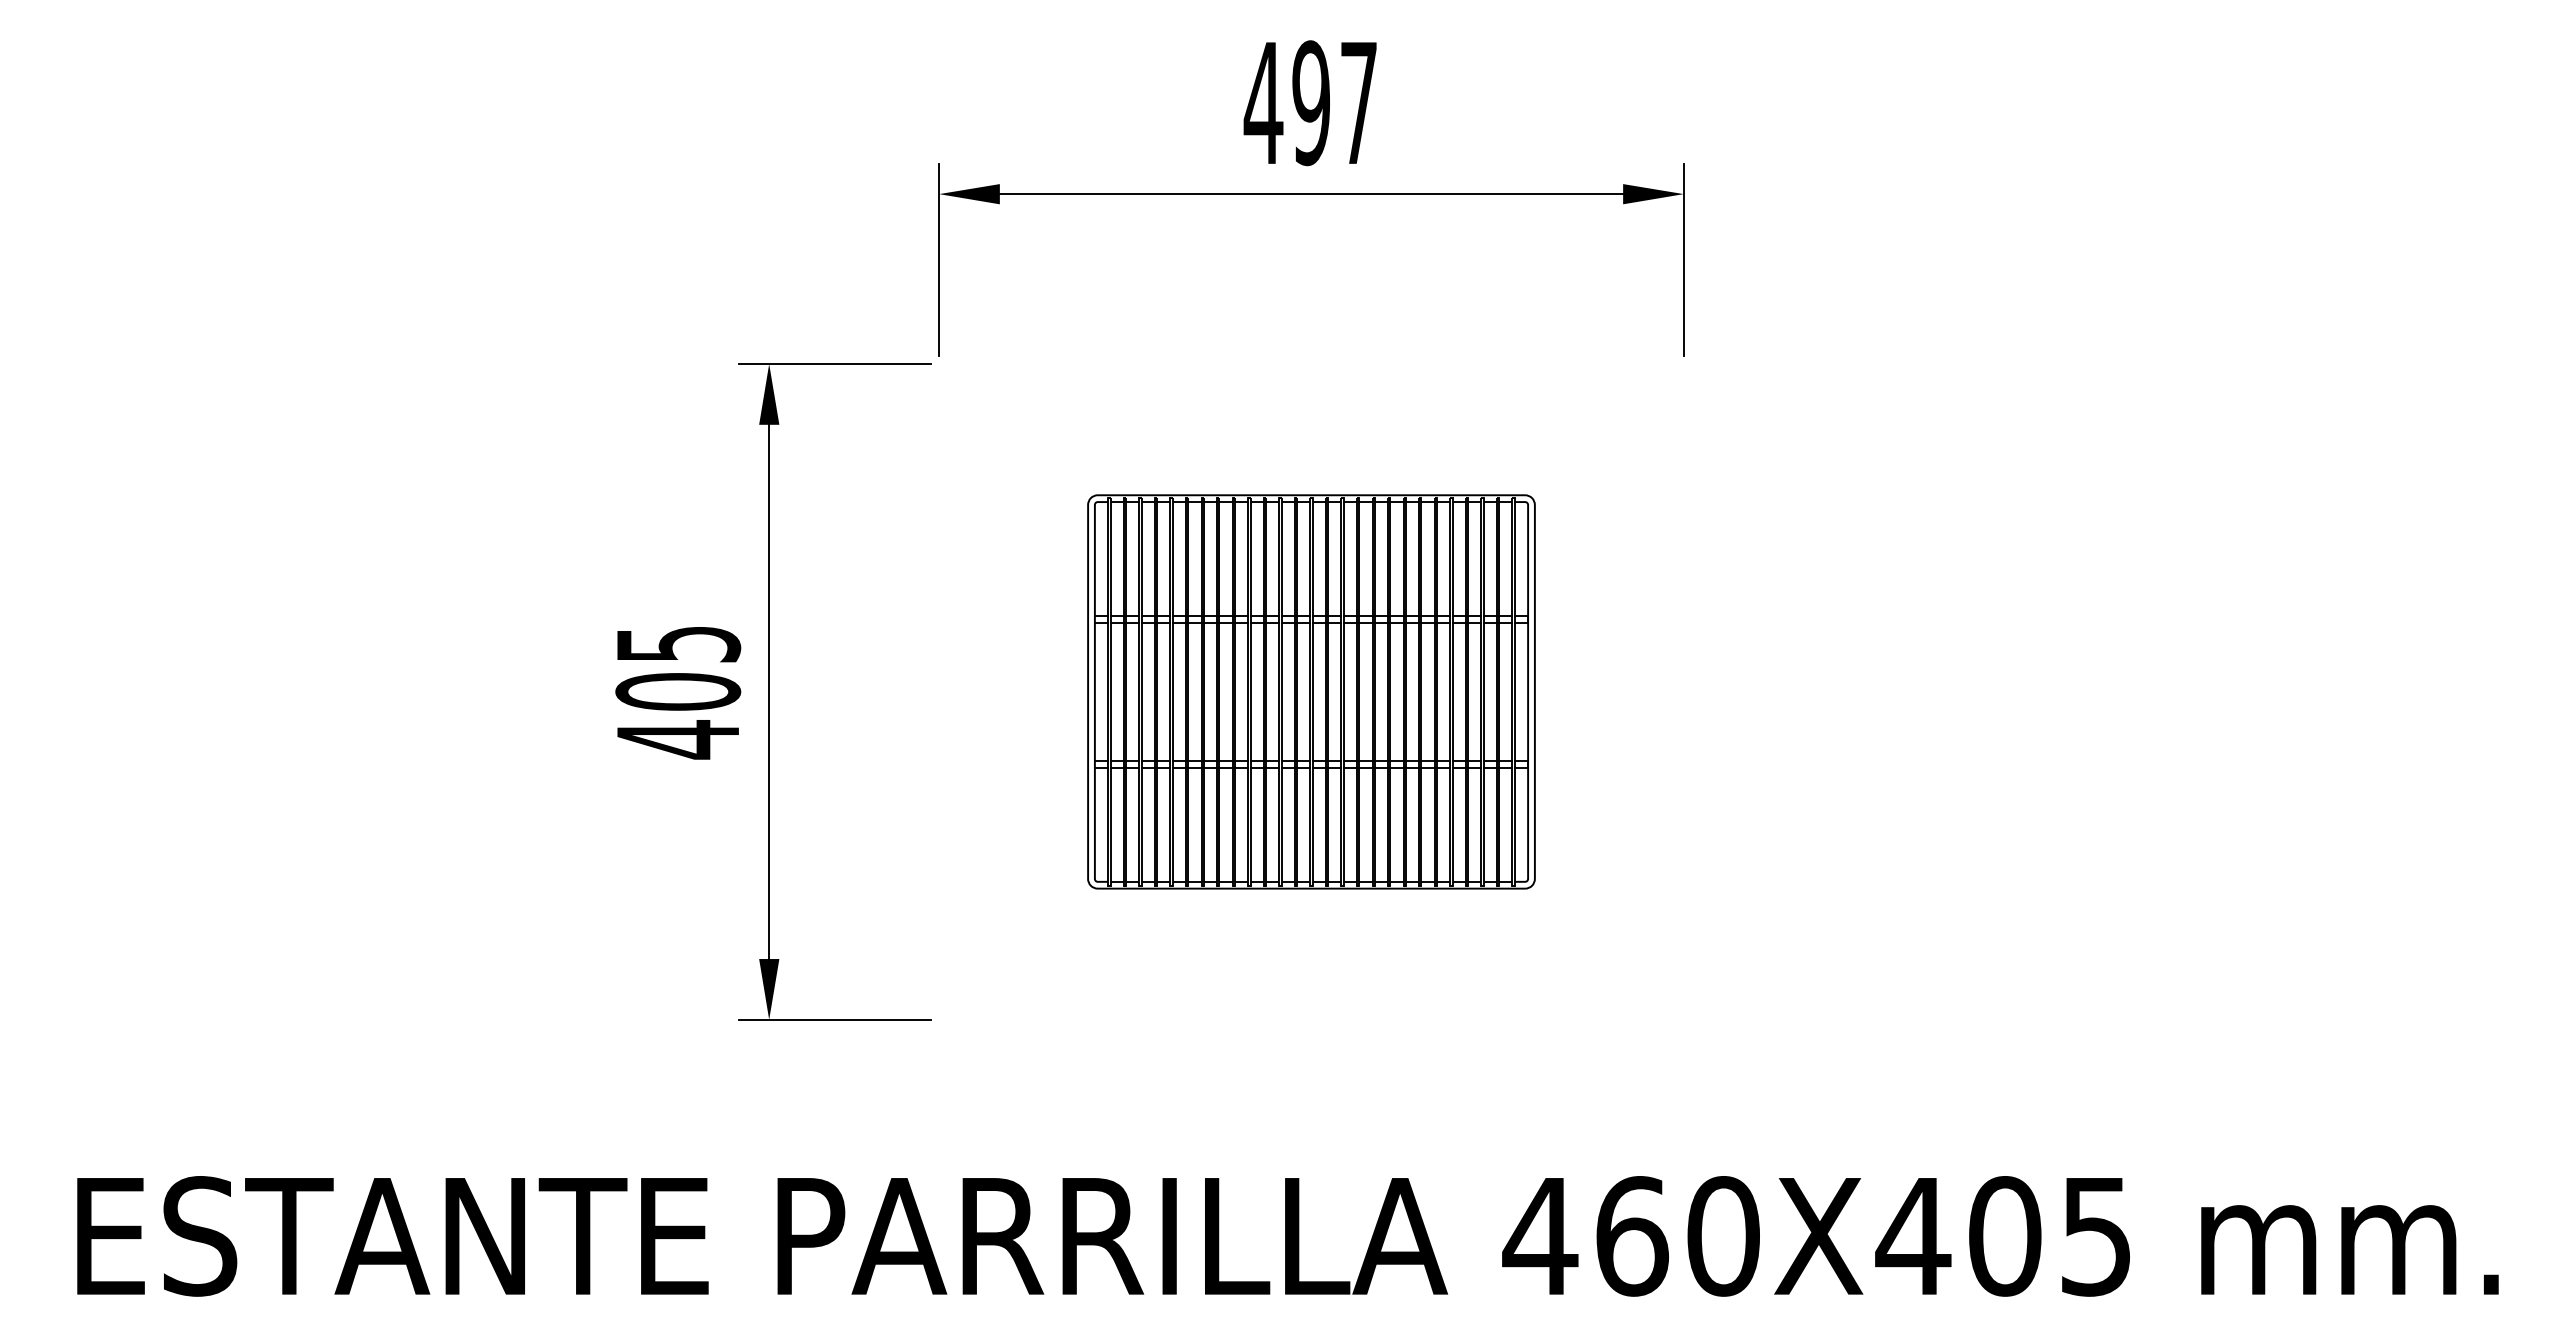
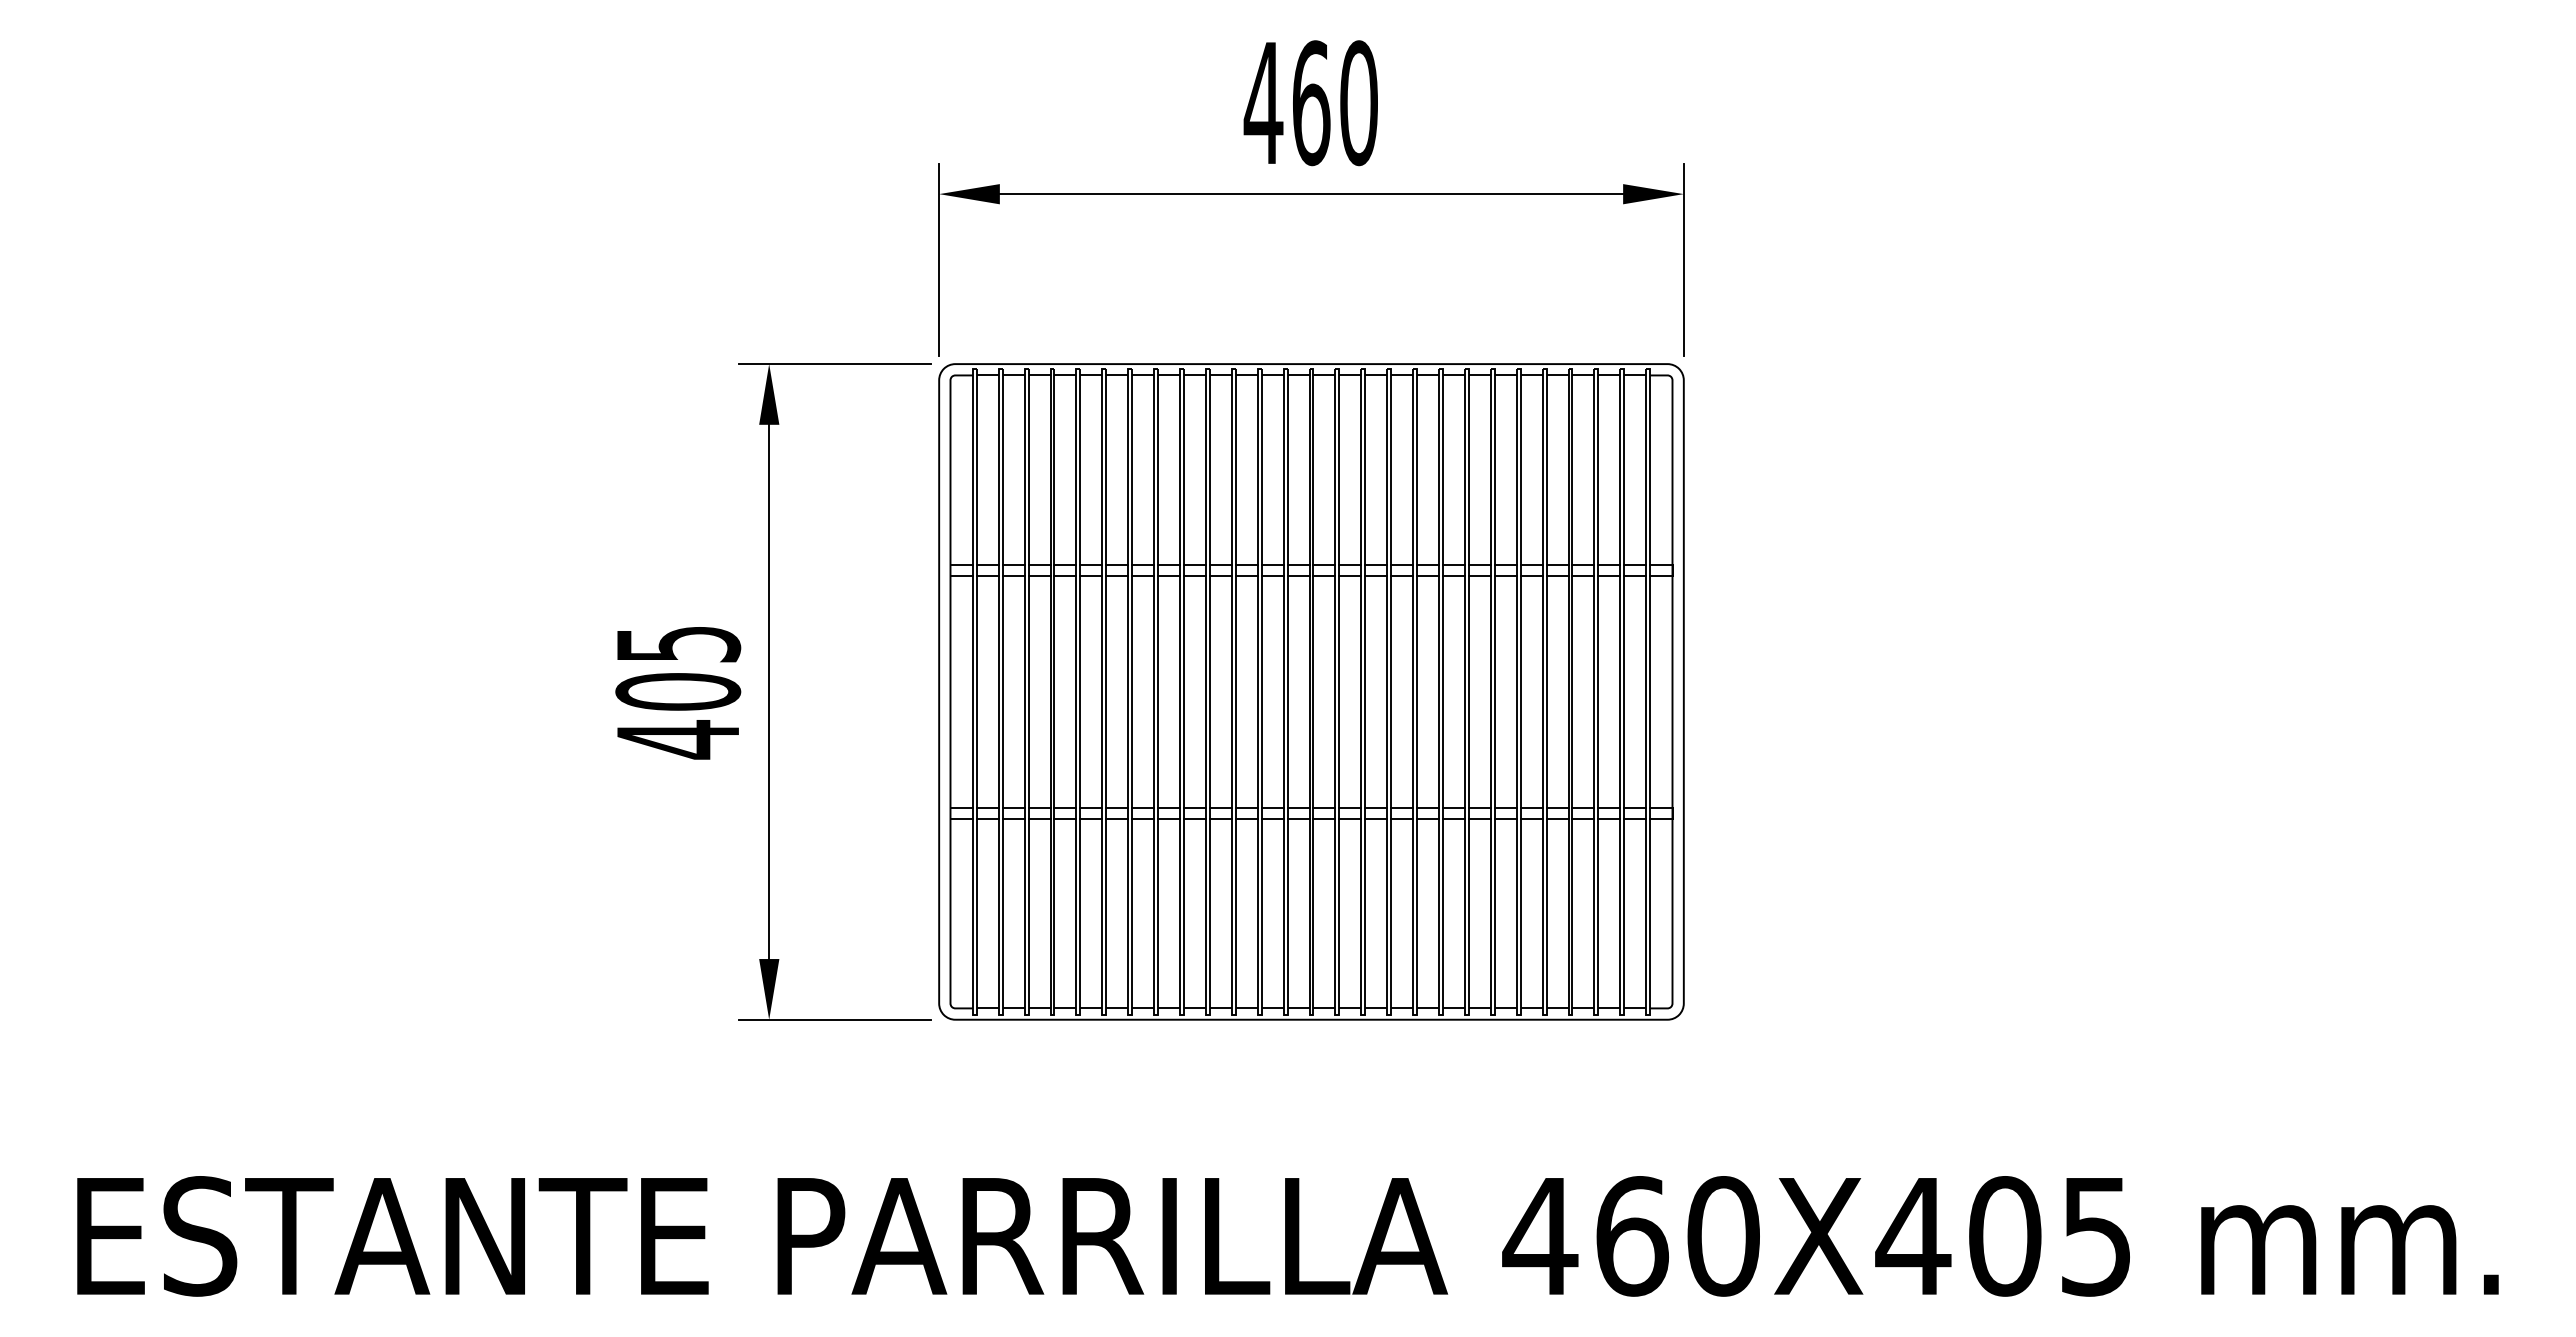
text: 497 -> 460 (1334, 103)
part size: 449x396 px -> 747x658 px (1311, 691)
